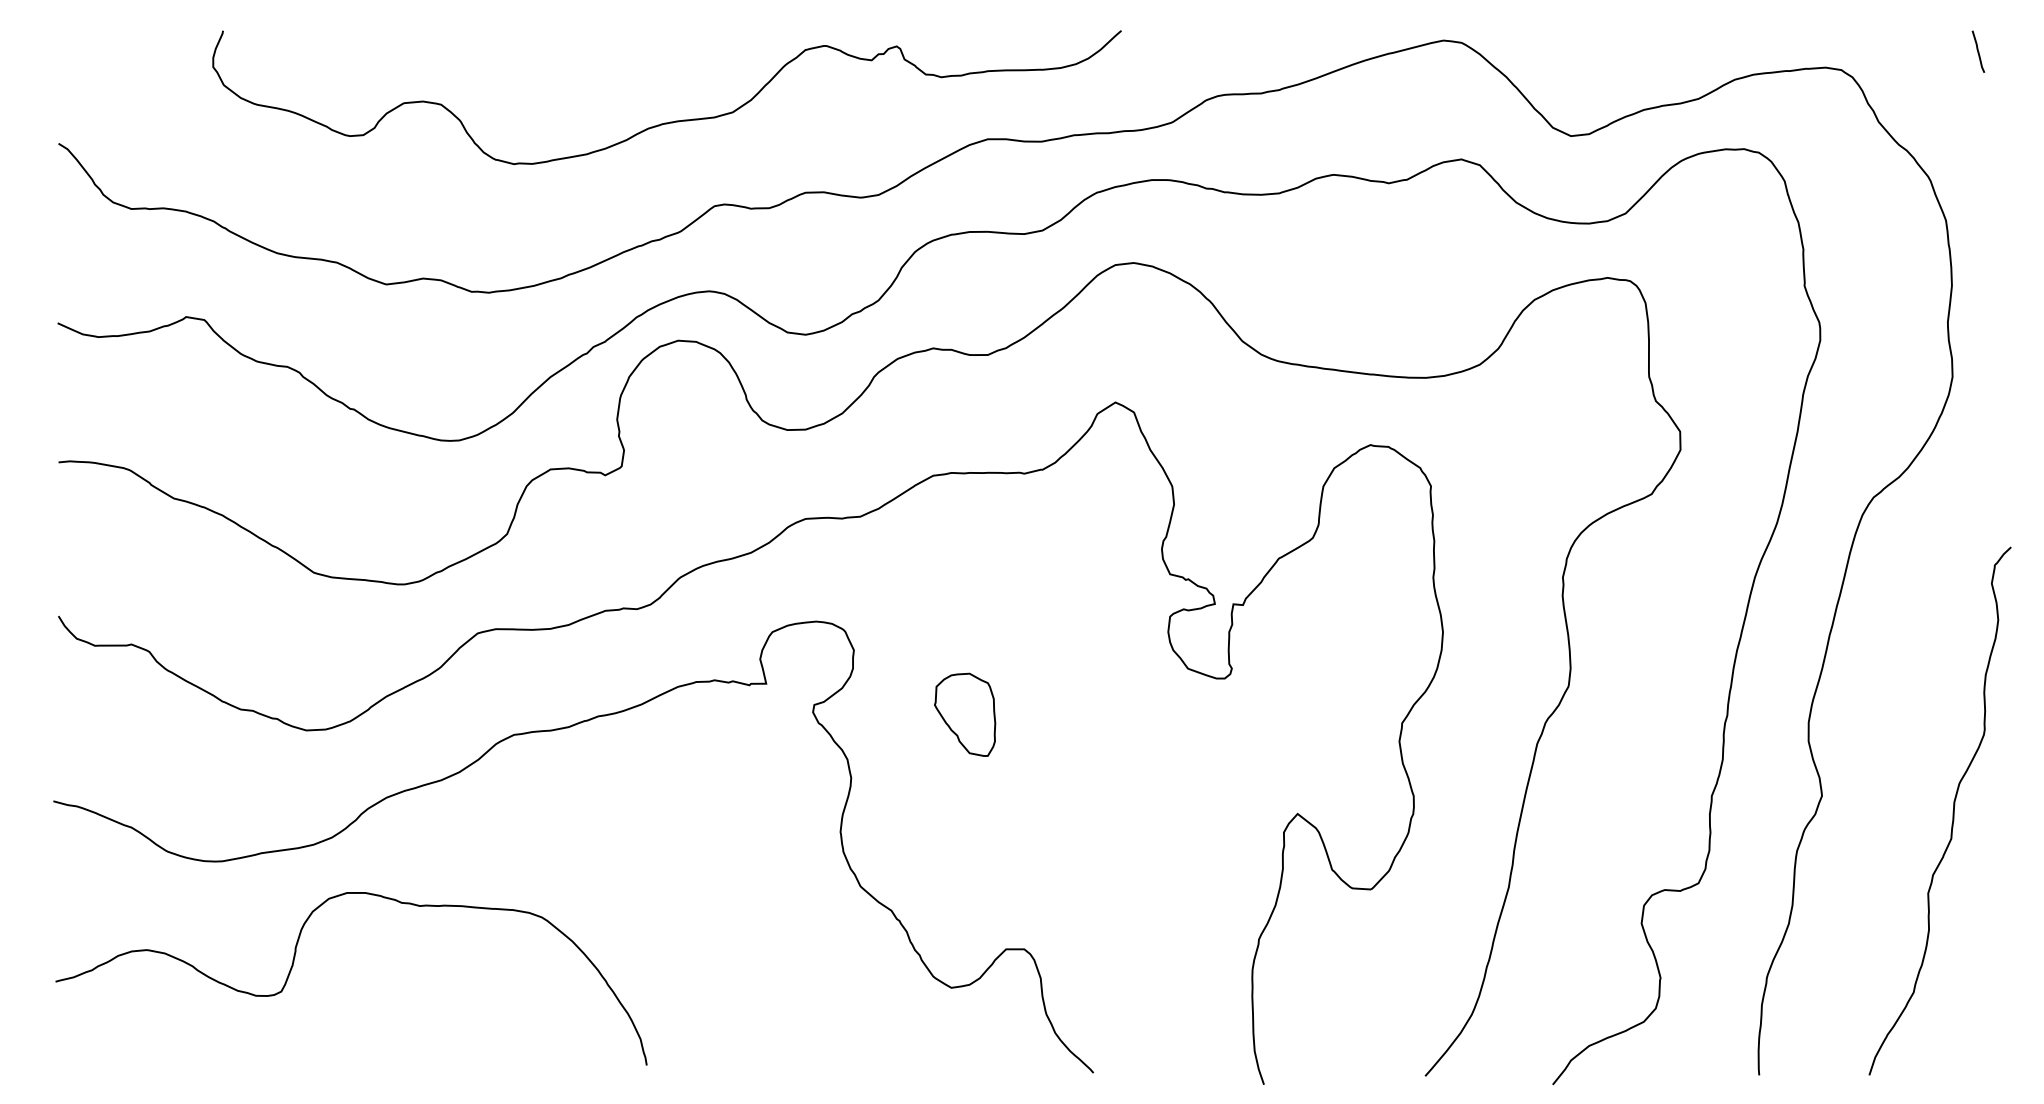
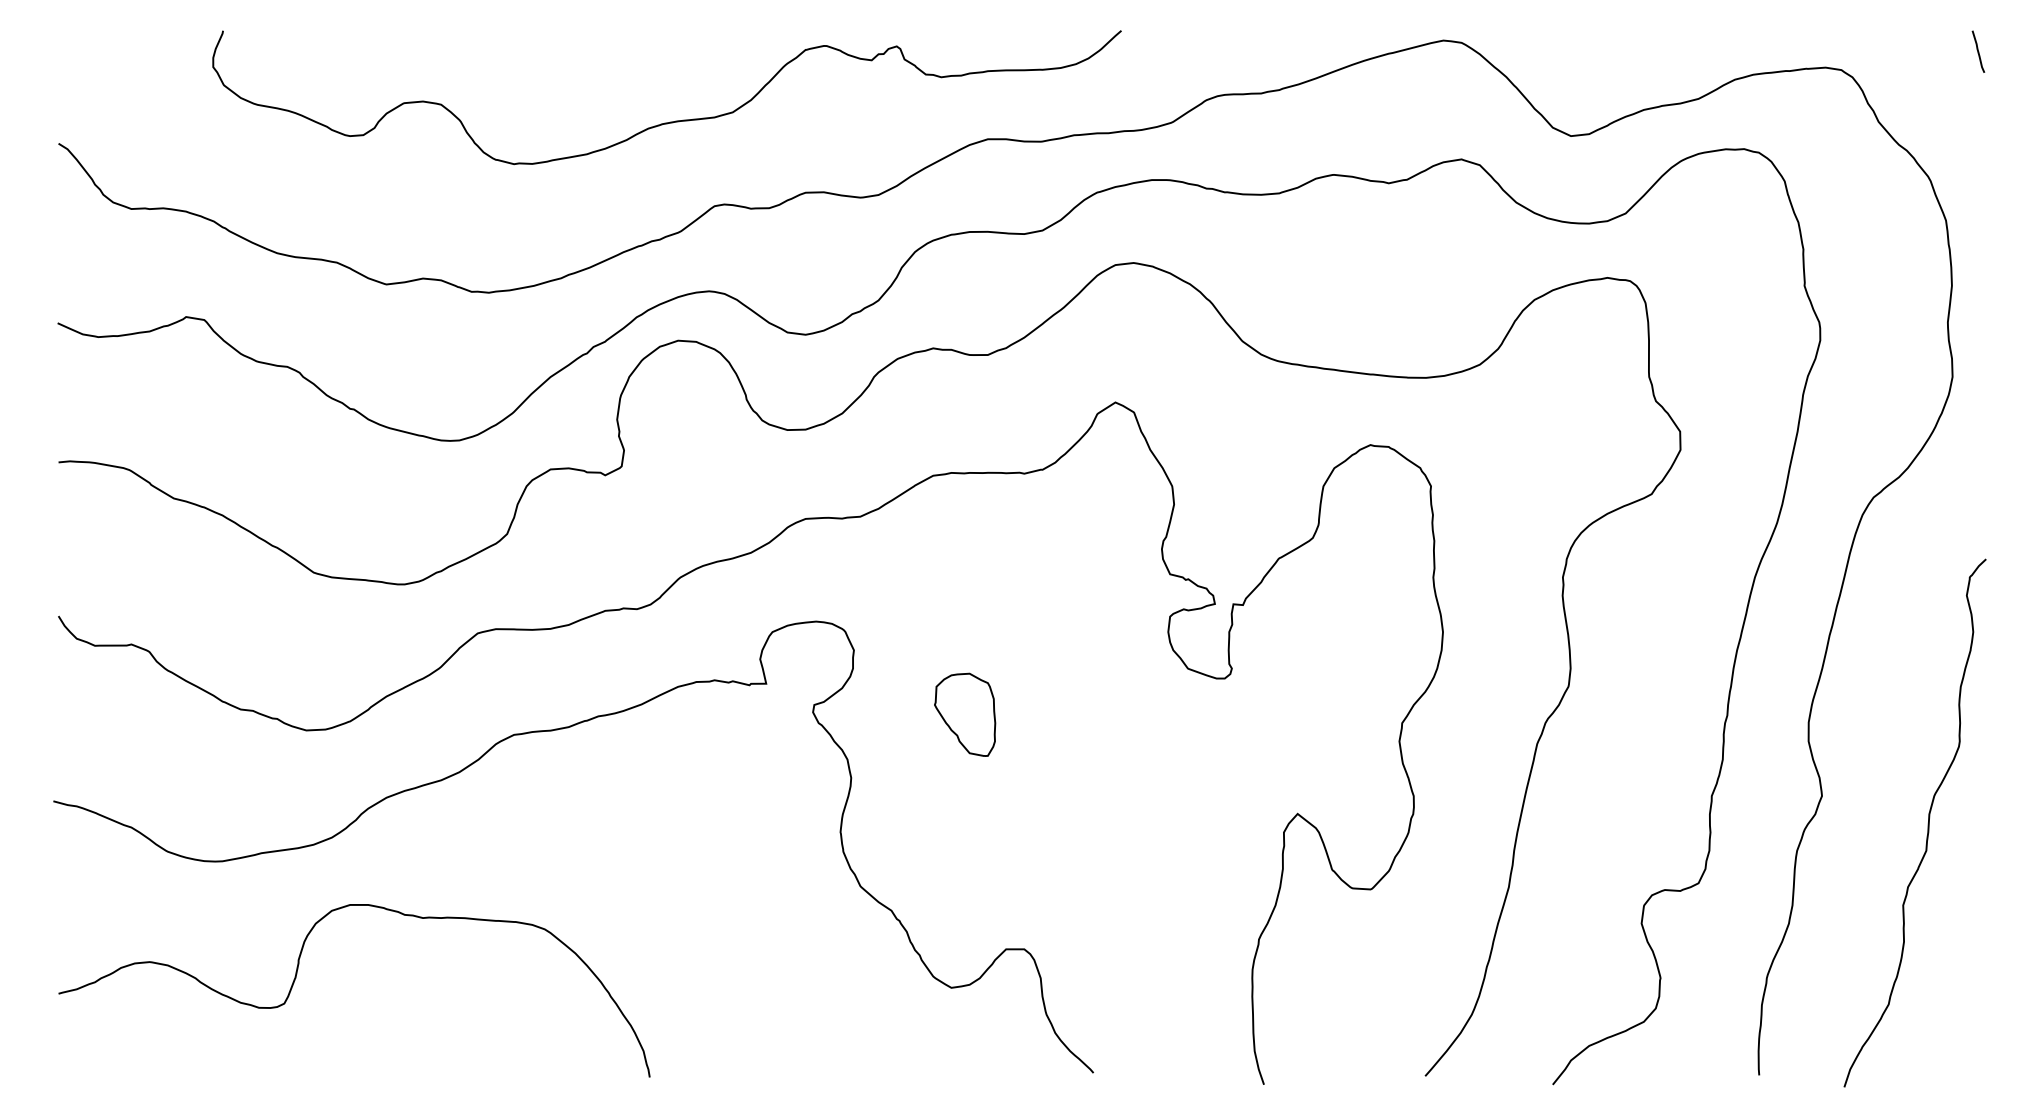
curve position: (1952, 811) -> (1927, 823) (1927, 823)
curve position: (294, 962) -> (297, 974) (297, 974)
